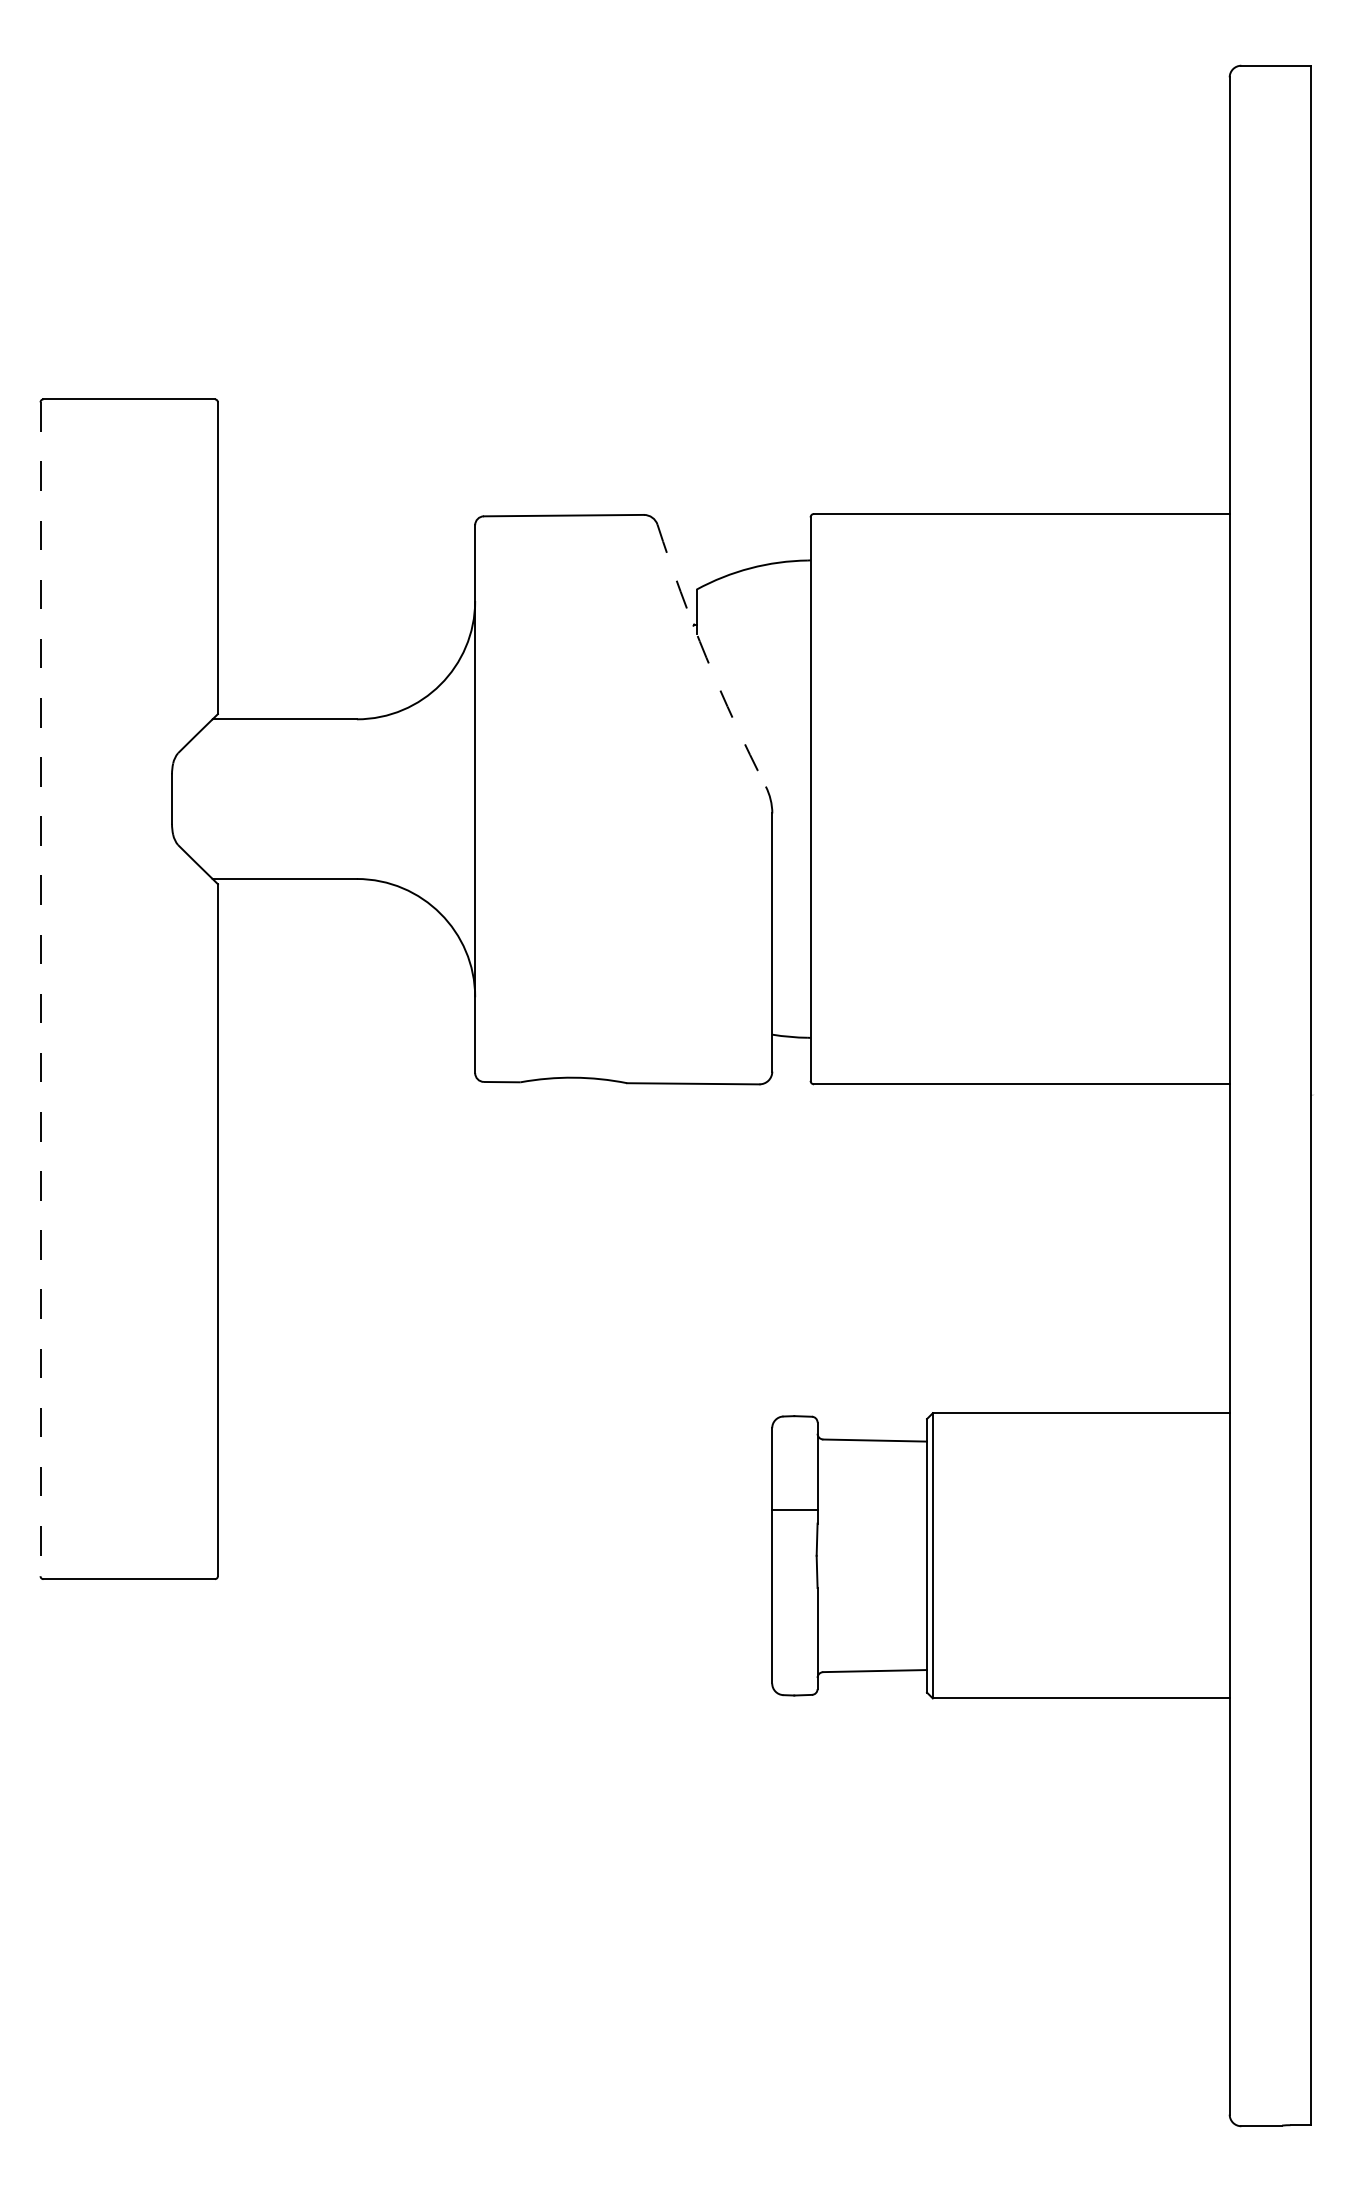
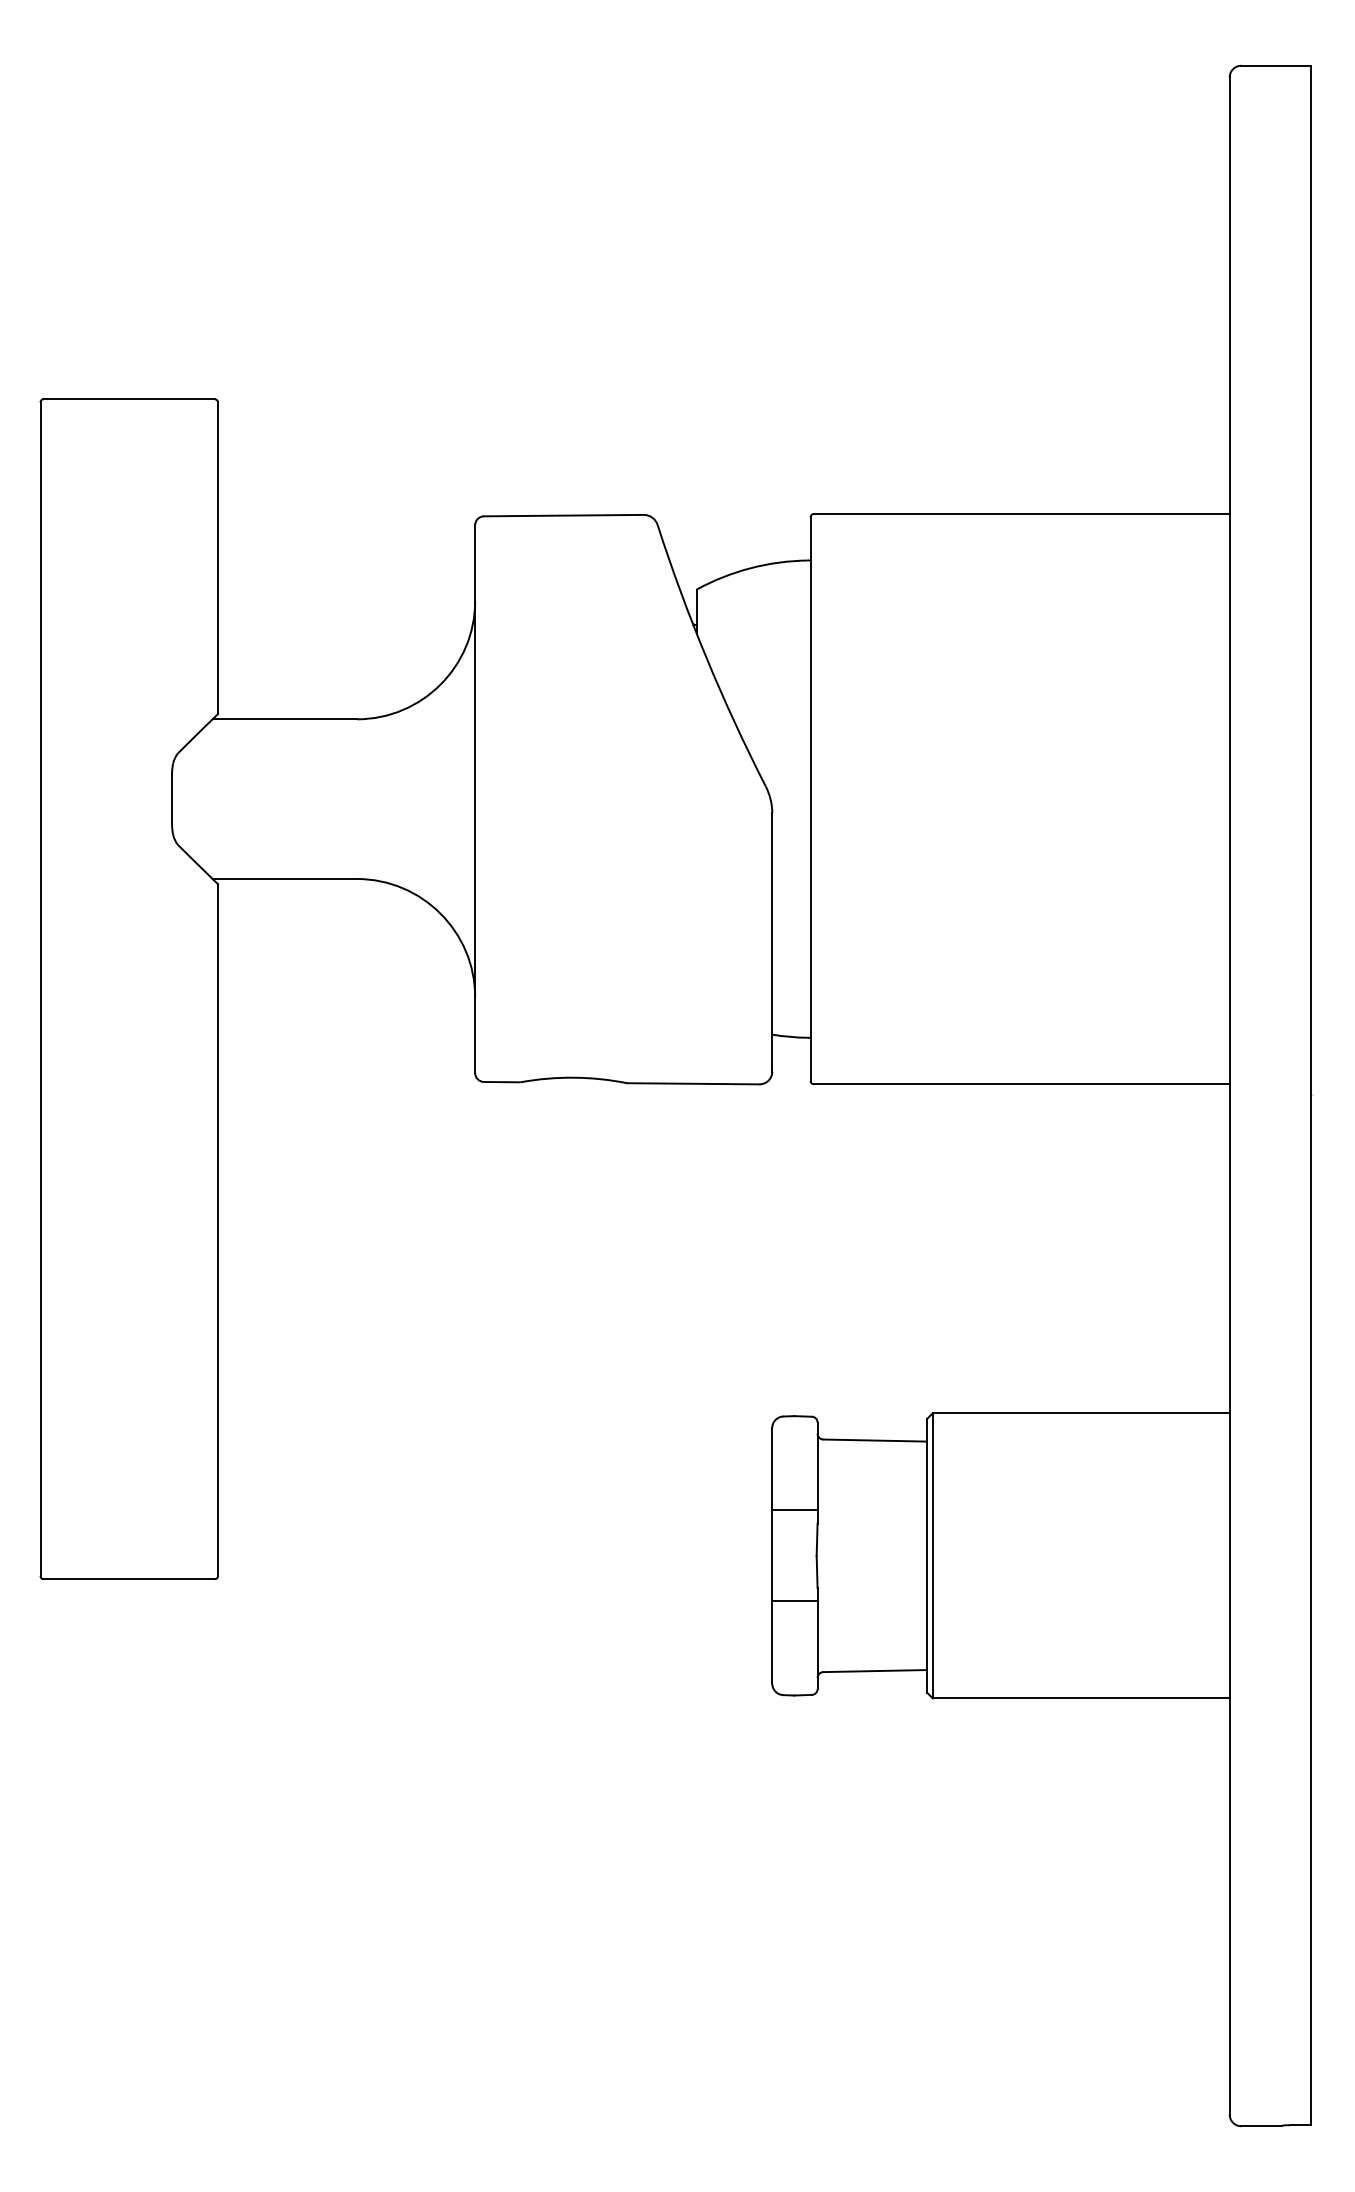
arc: dashed -> solid (706, 657)
line: dashed -> solid (40, 989)
line: none -> present (794, 1601)
